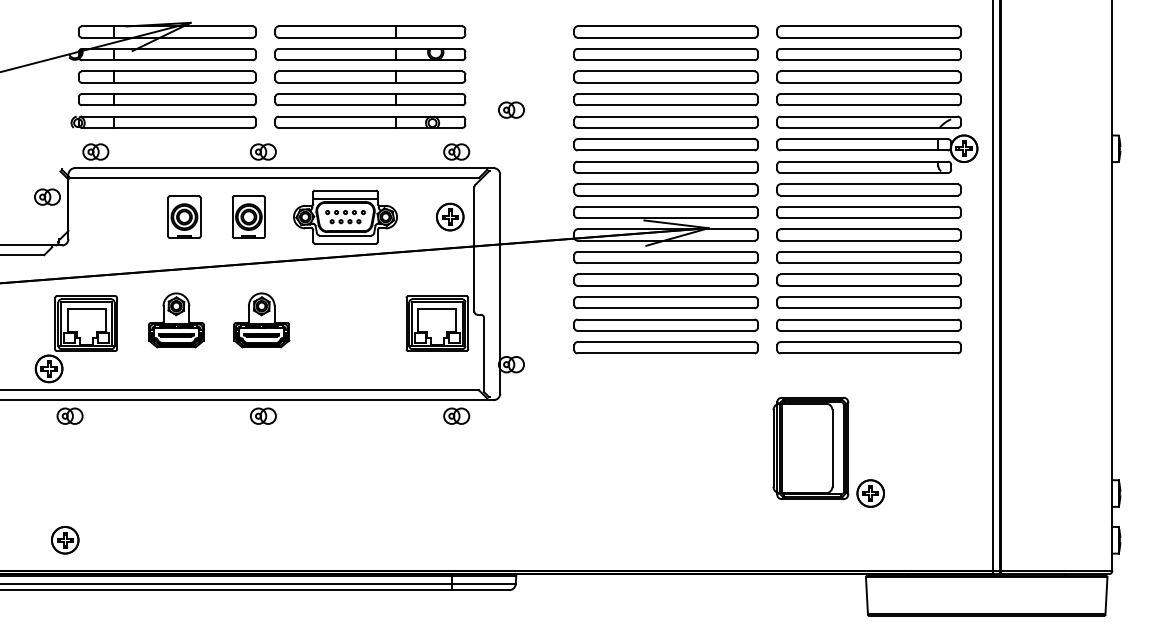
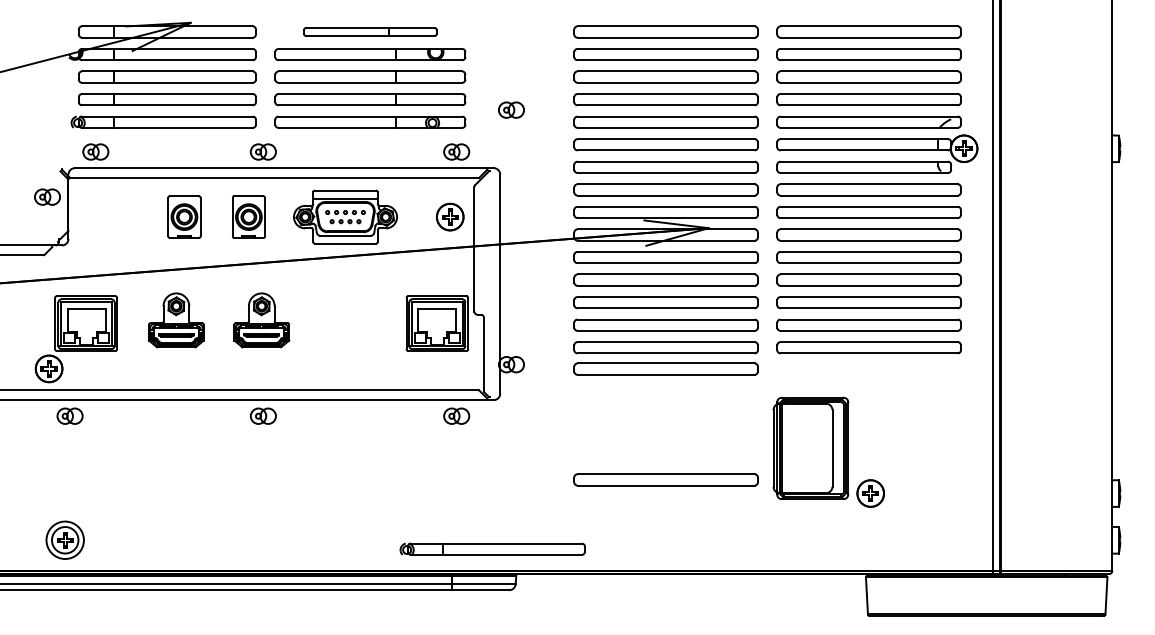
part size: 193x14 px -> 135x10 px (370, 31)
part: none -> present (665, 368)
part: none -> present (665, 479)
circle diameter: 27 px -> 37 px (64, 540)
part: none -> present (492, 548)
